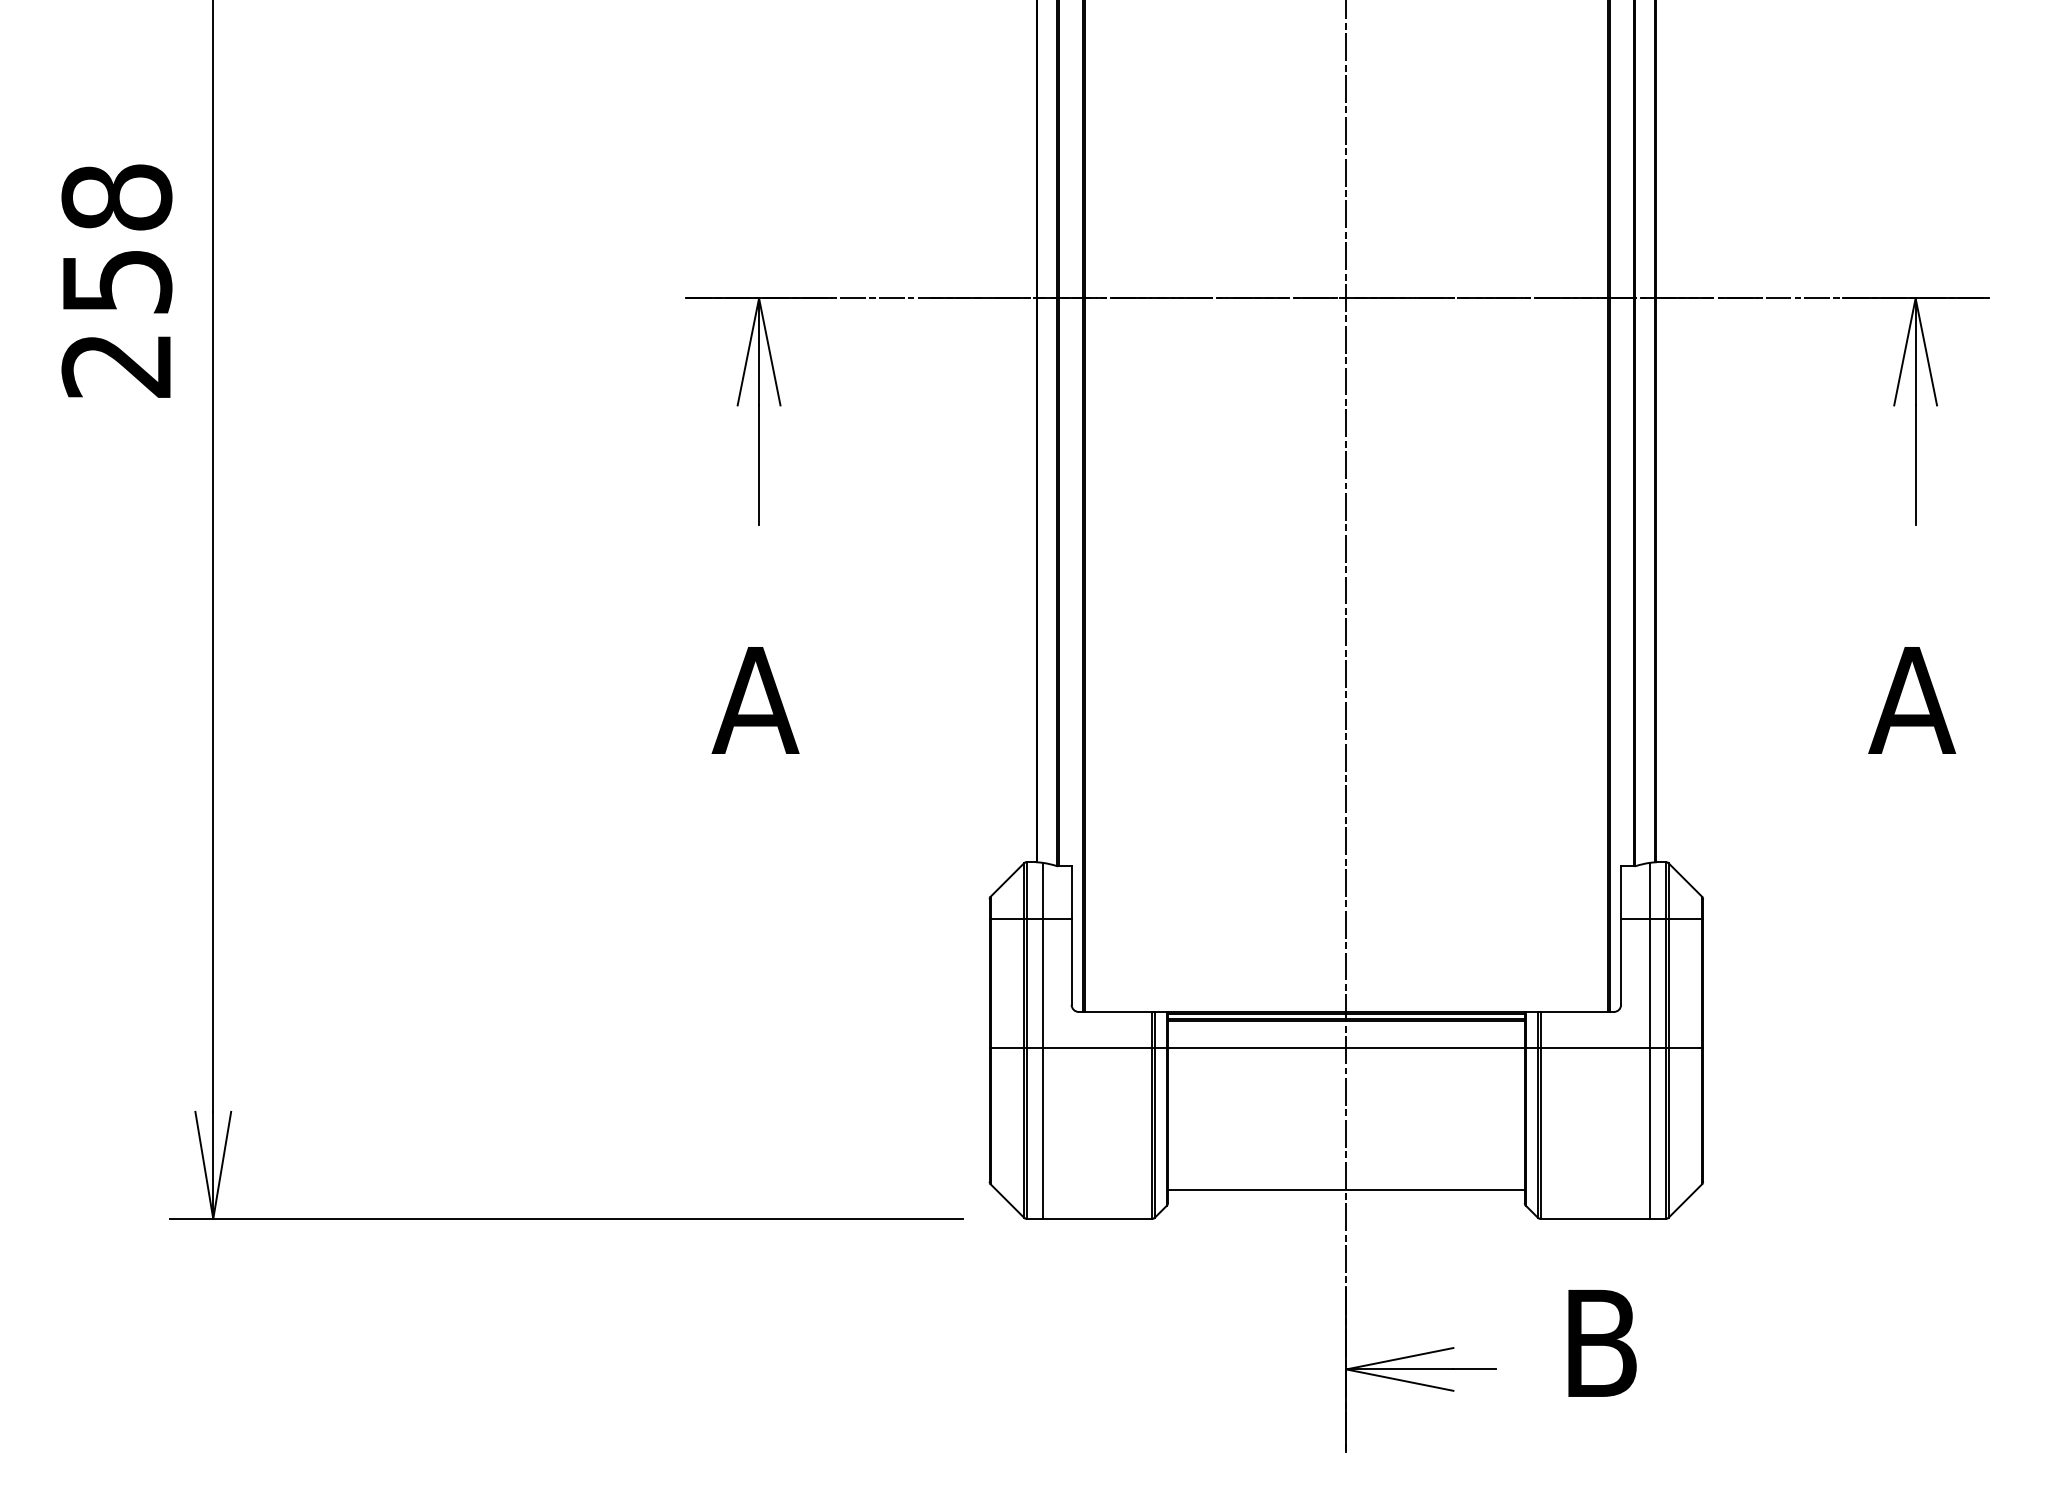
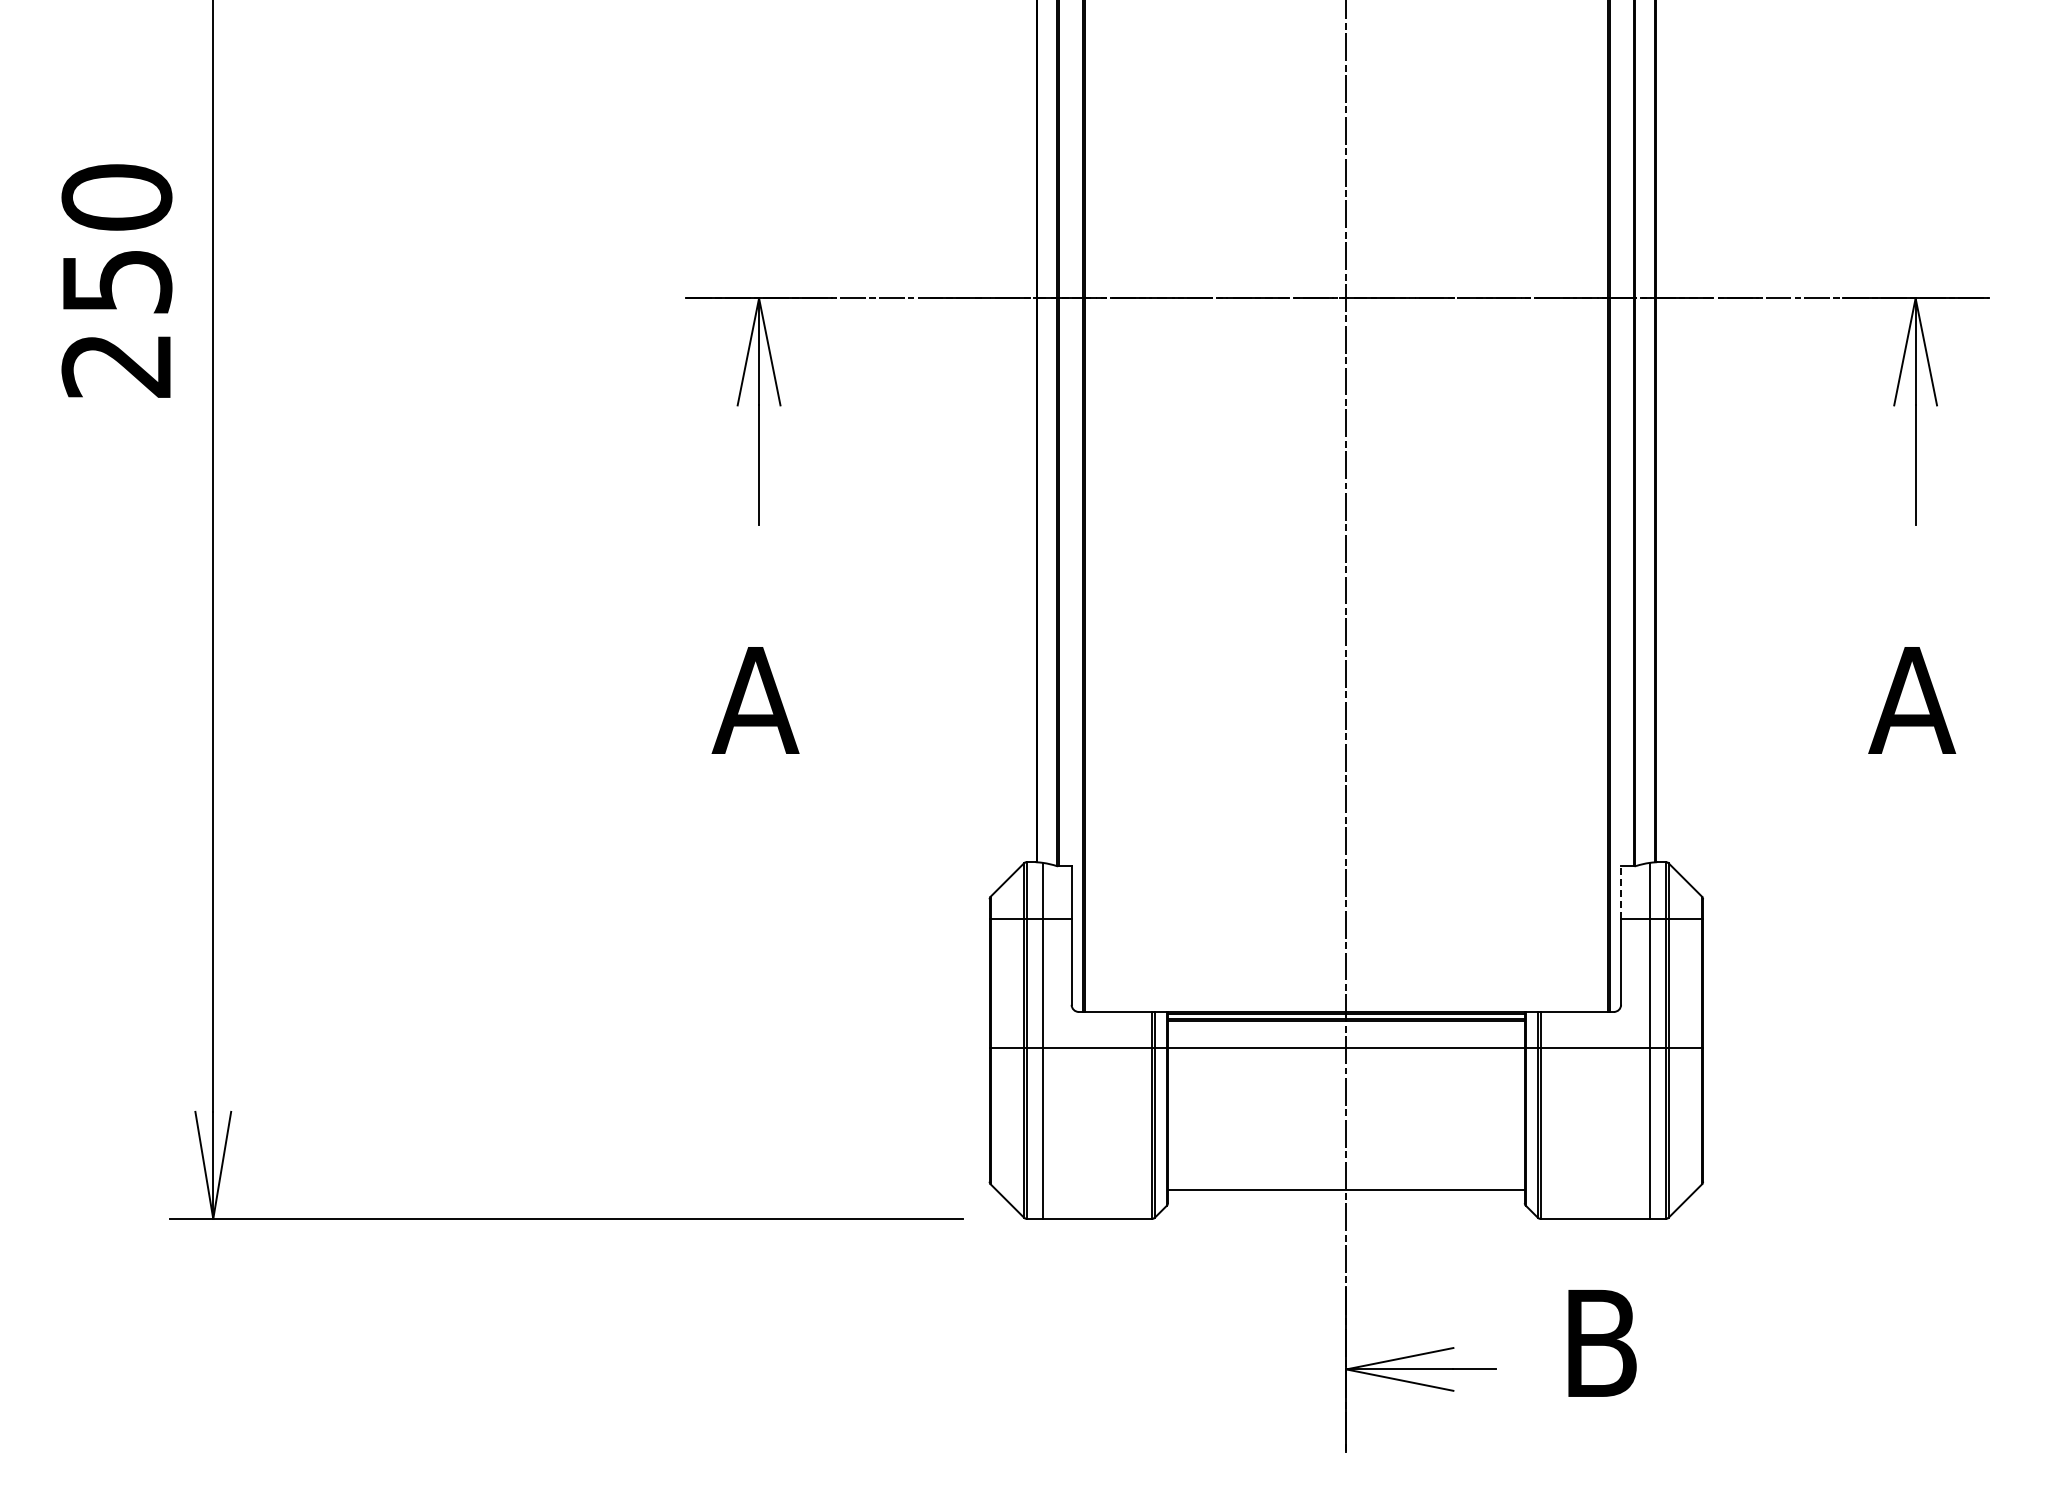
text: 258 -> 250 (116, 197)
line: solid -> dashed (1621, 892)
